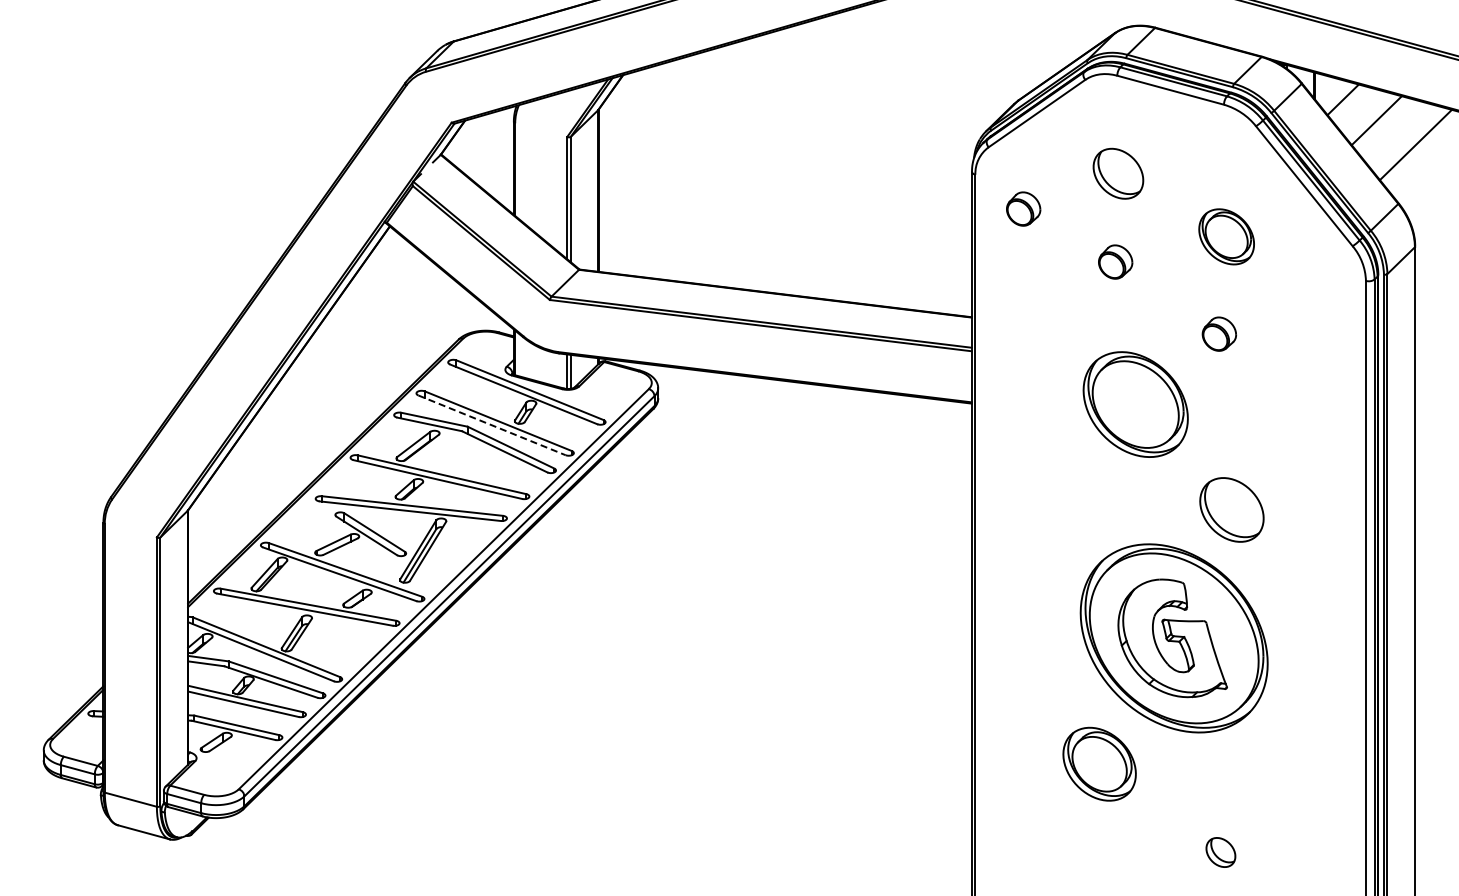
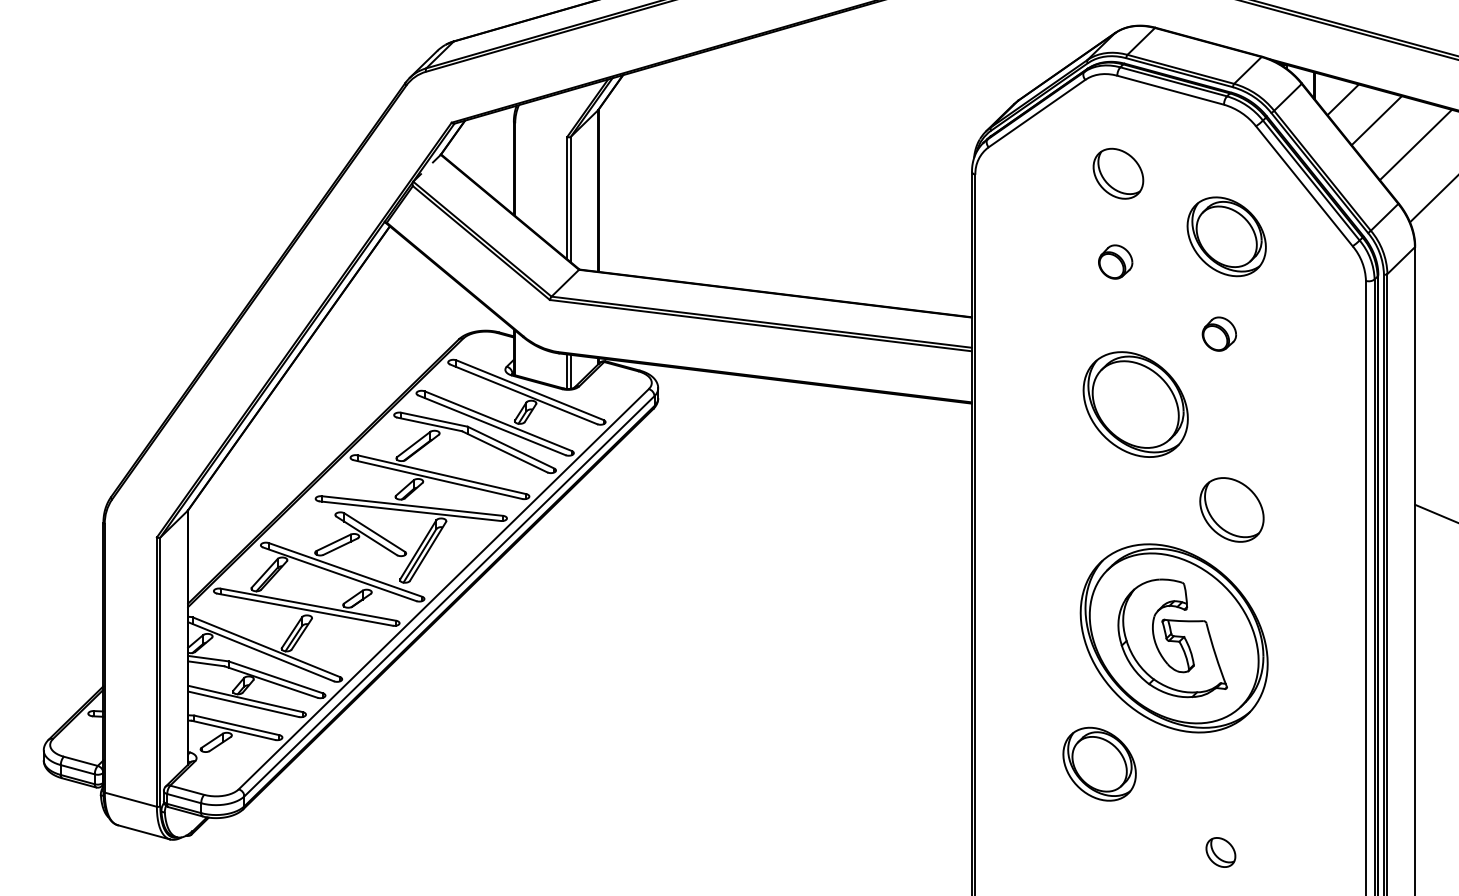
line: none -> present (1432, 200)
part: present -> none (1023, 208)
part size: 57x58 px -> 81x82 px (1226, 236)
line: dashed -> solid (492, 425)
line: none -> present (1435, 512)
